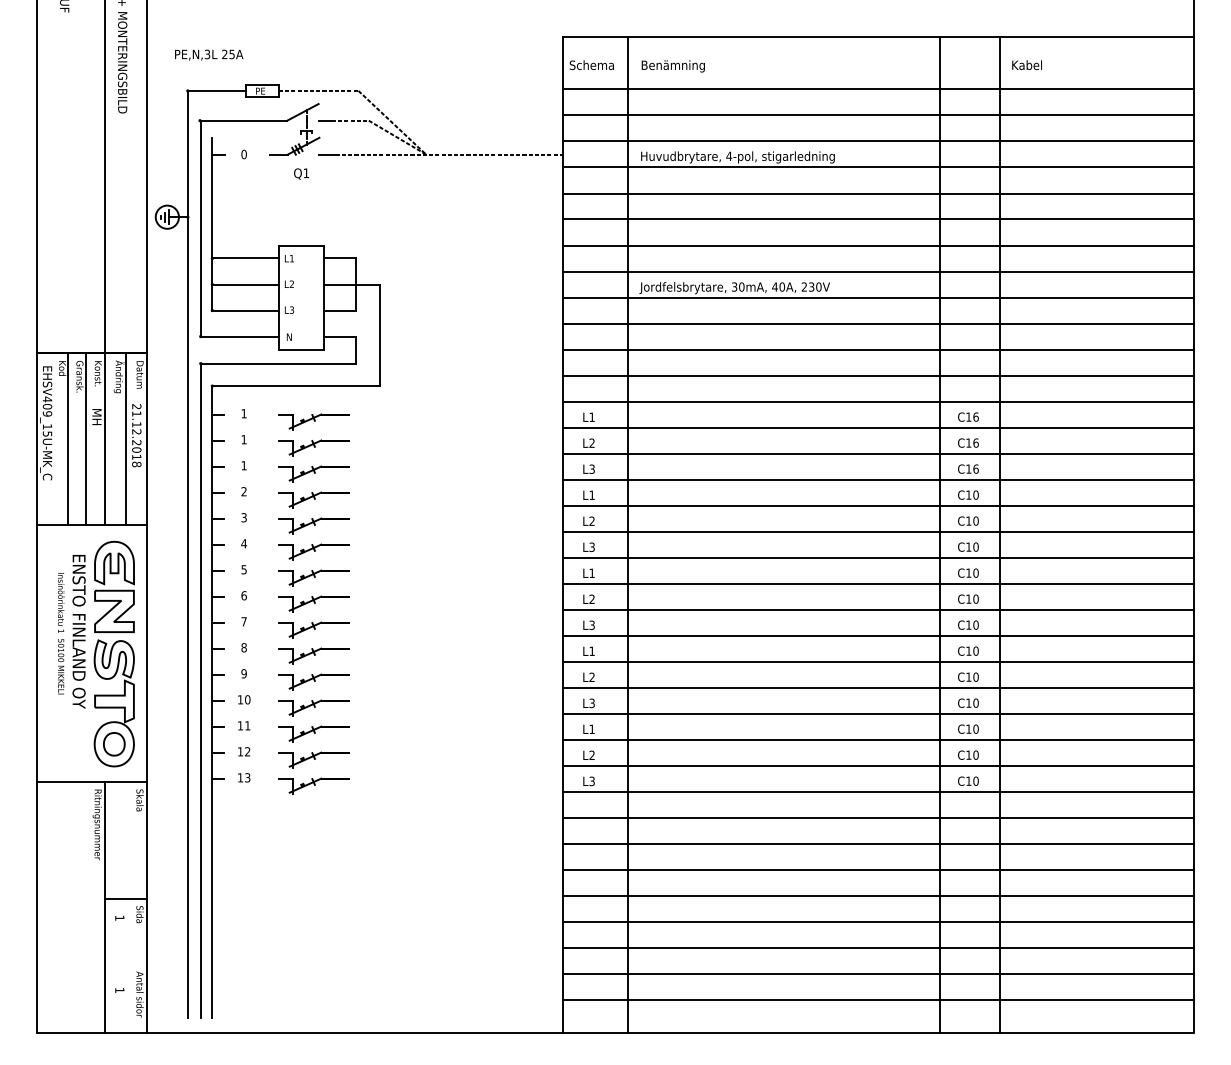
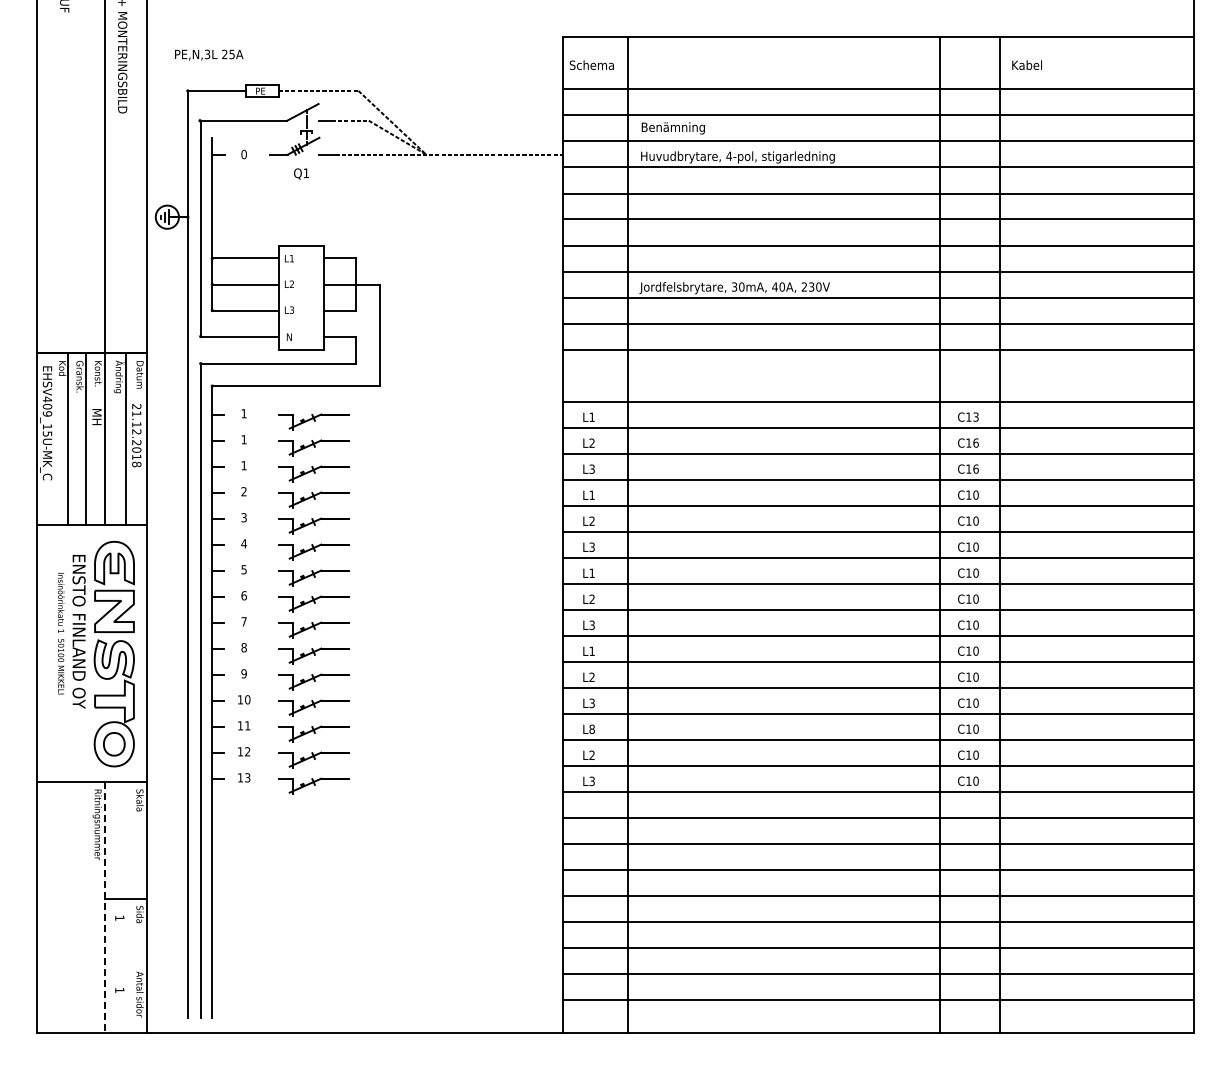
text position: (672, 66) -> (672, 128) (672, 128)
line: present -> none (878, 375)
text: C16 -> C13 (975, 416)
text: L1 -> L8 (591, 729)
line: solid -> dashed (104, 908)
